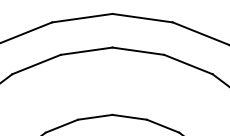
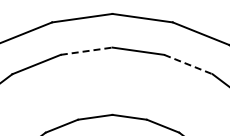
line: solid -> dashed (87, 51)
line: solid -> dashed (188, 64)
